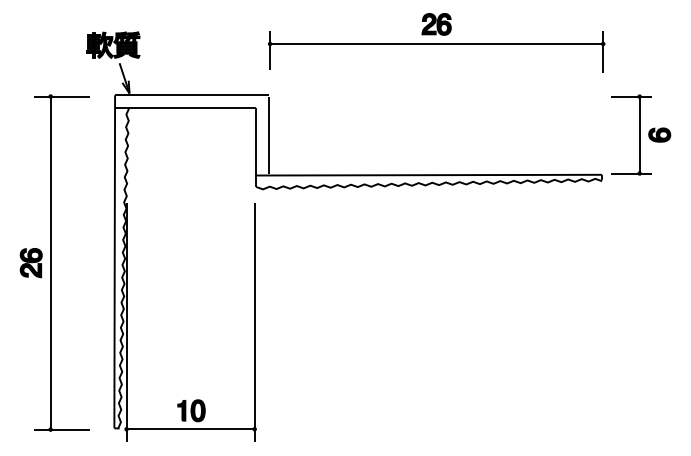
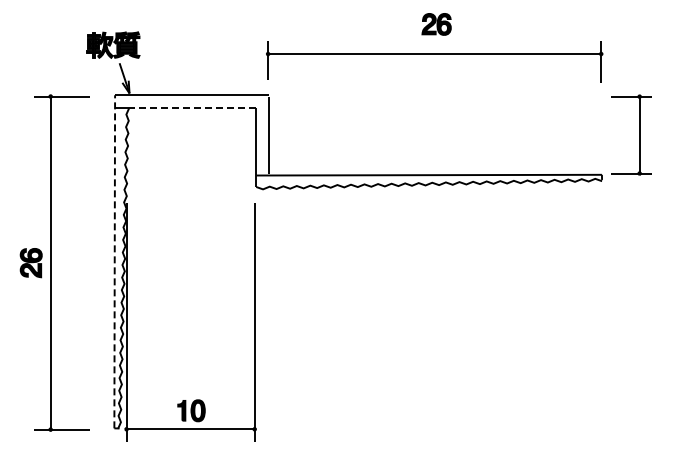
part position: (436, 44) -> (434, 54) (434, 54)
line: solid -> dashed (192, 108)
part: present -> none (659, 134)
line: solid -> dashed (114, 261)
